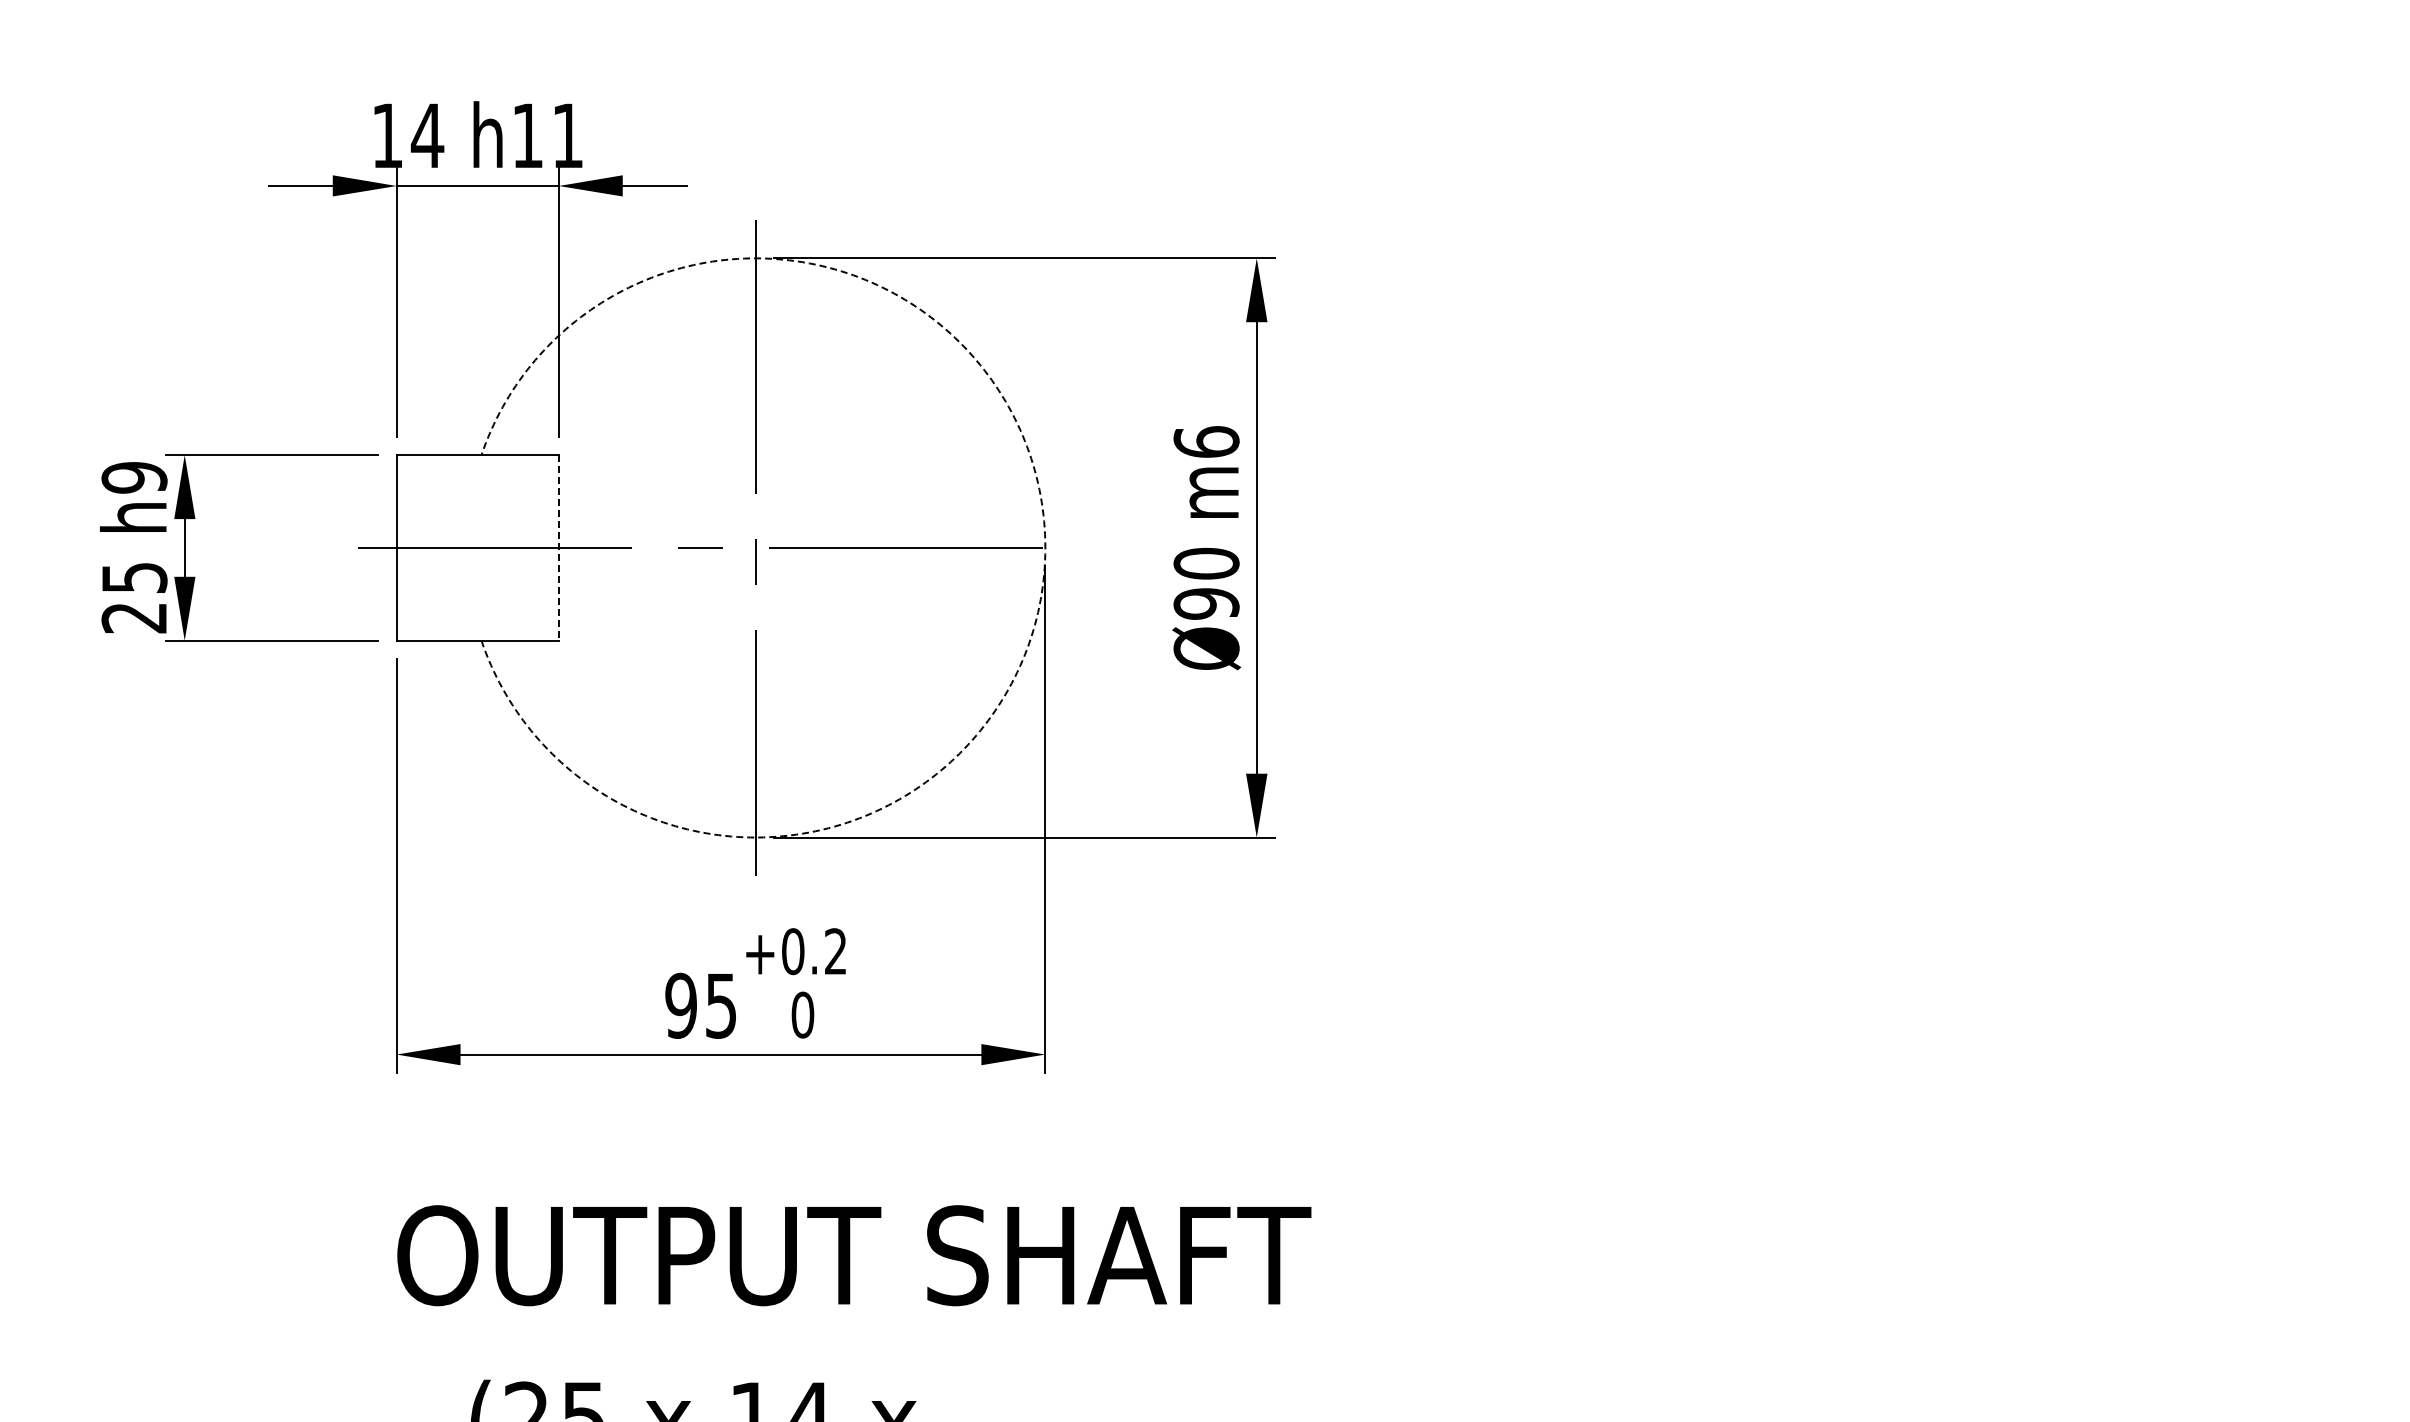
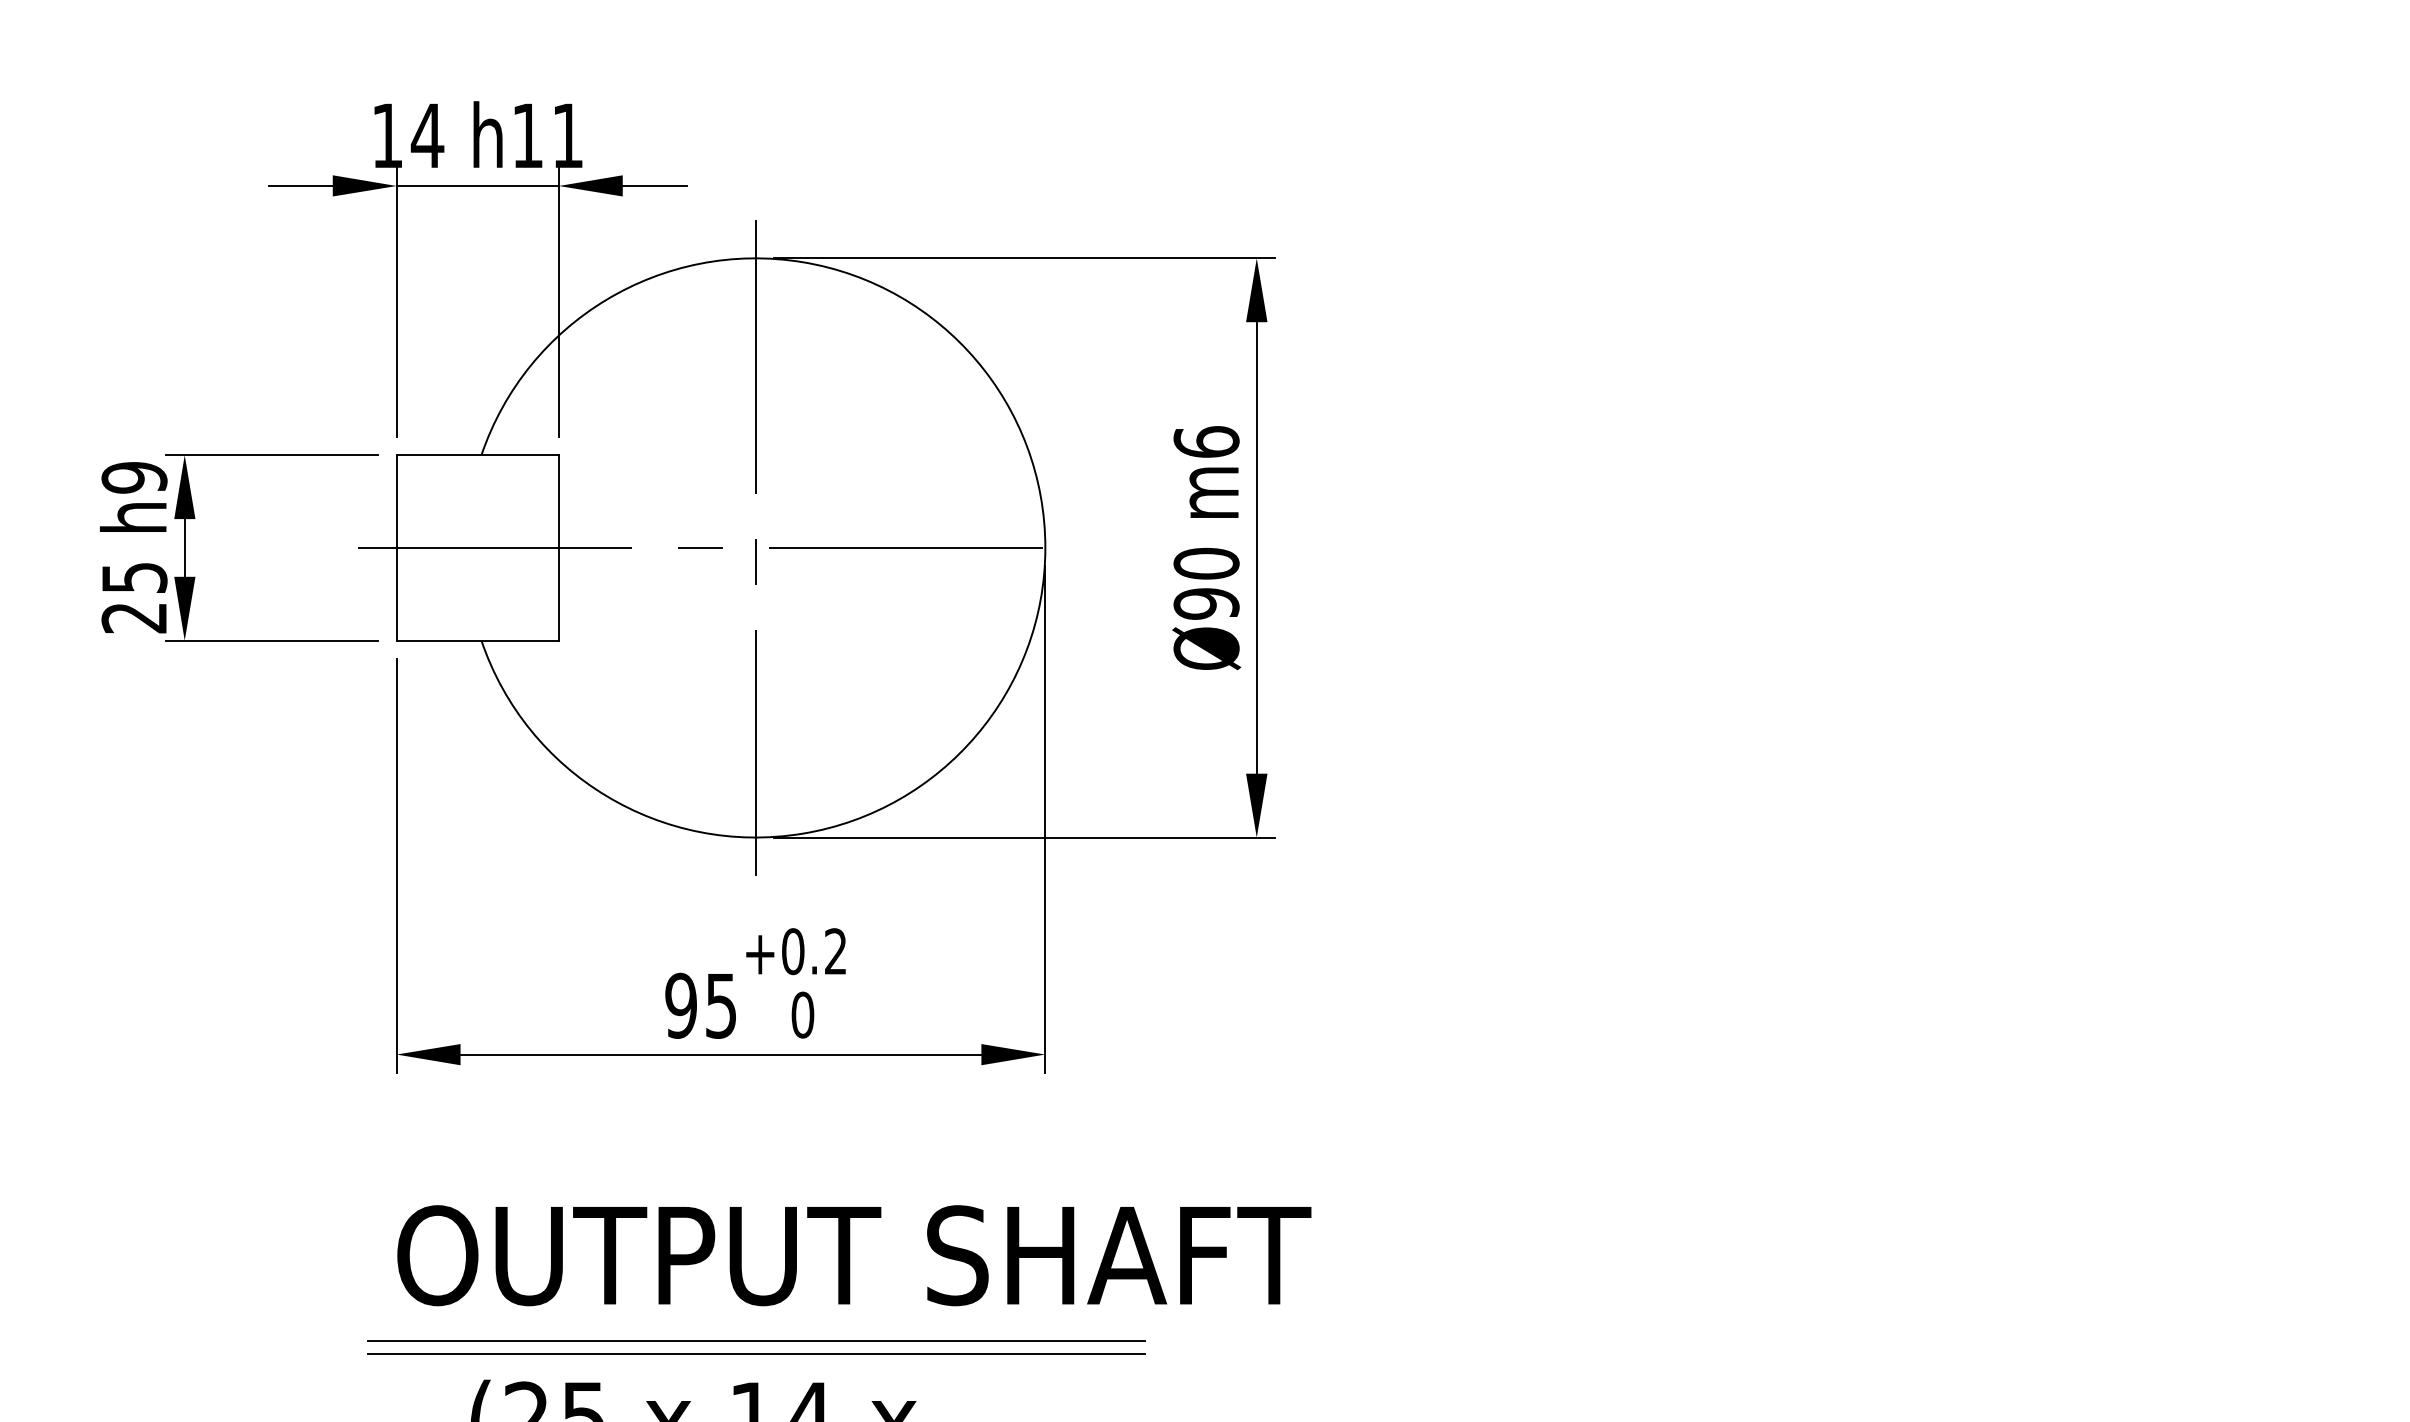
line: dashed -> solid (558, 547)
arc: dashed -> solid (1045, 547)
line: none -> present (756, 1340)
line: none -> present (756, 1353)
